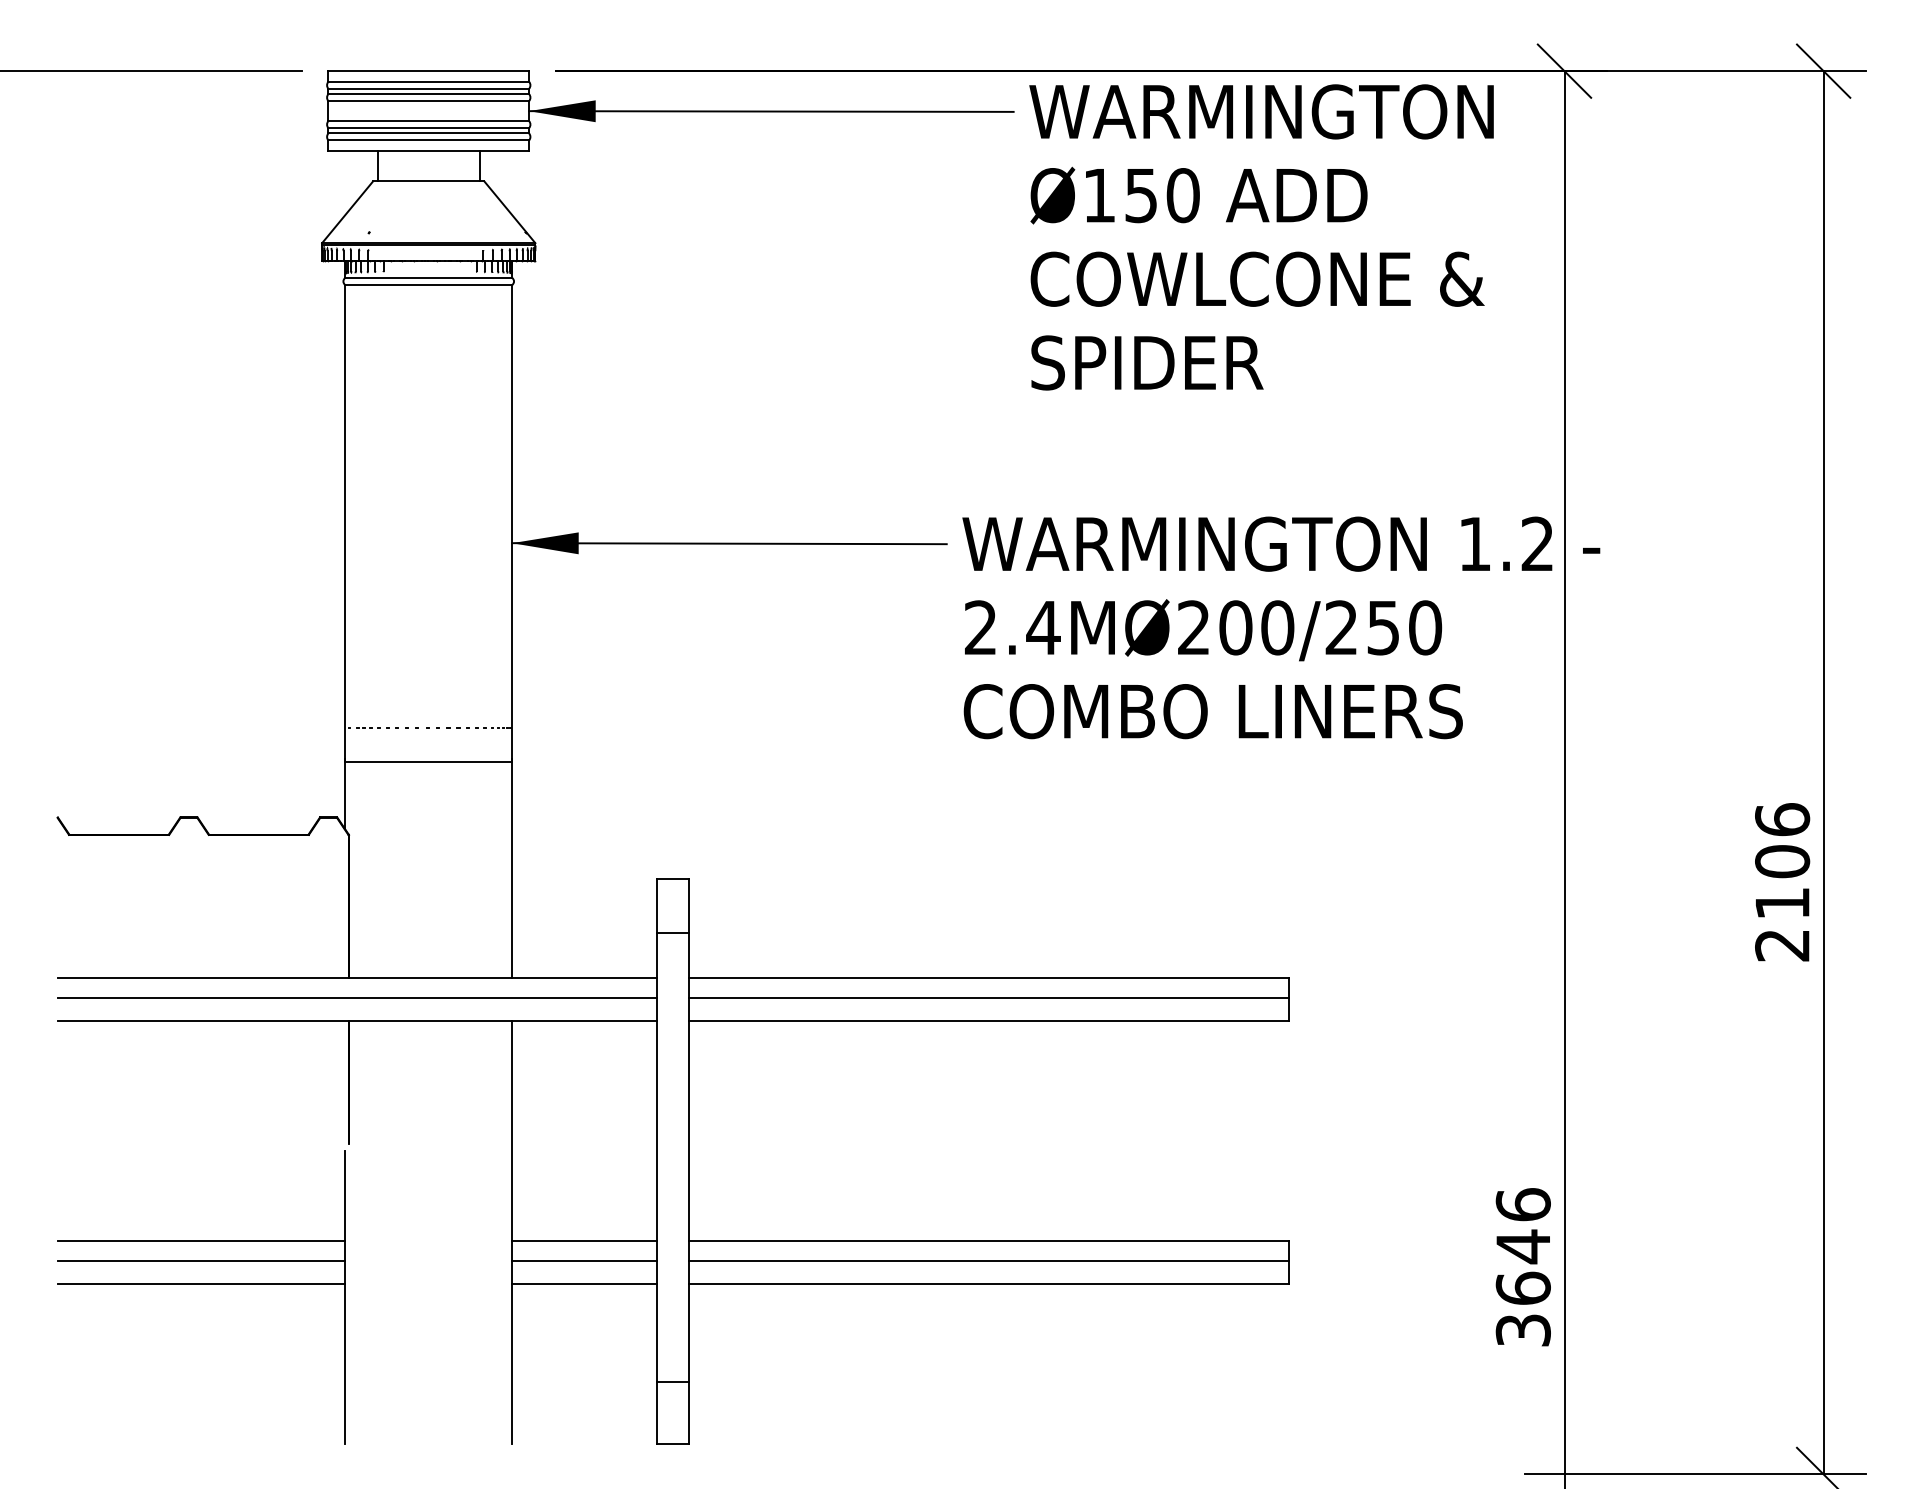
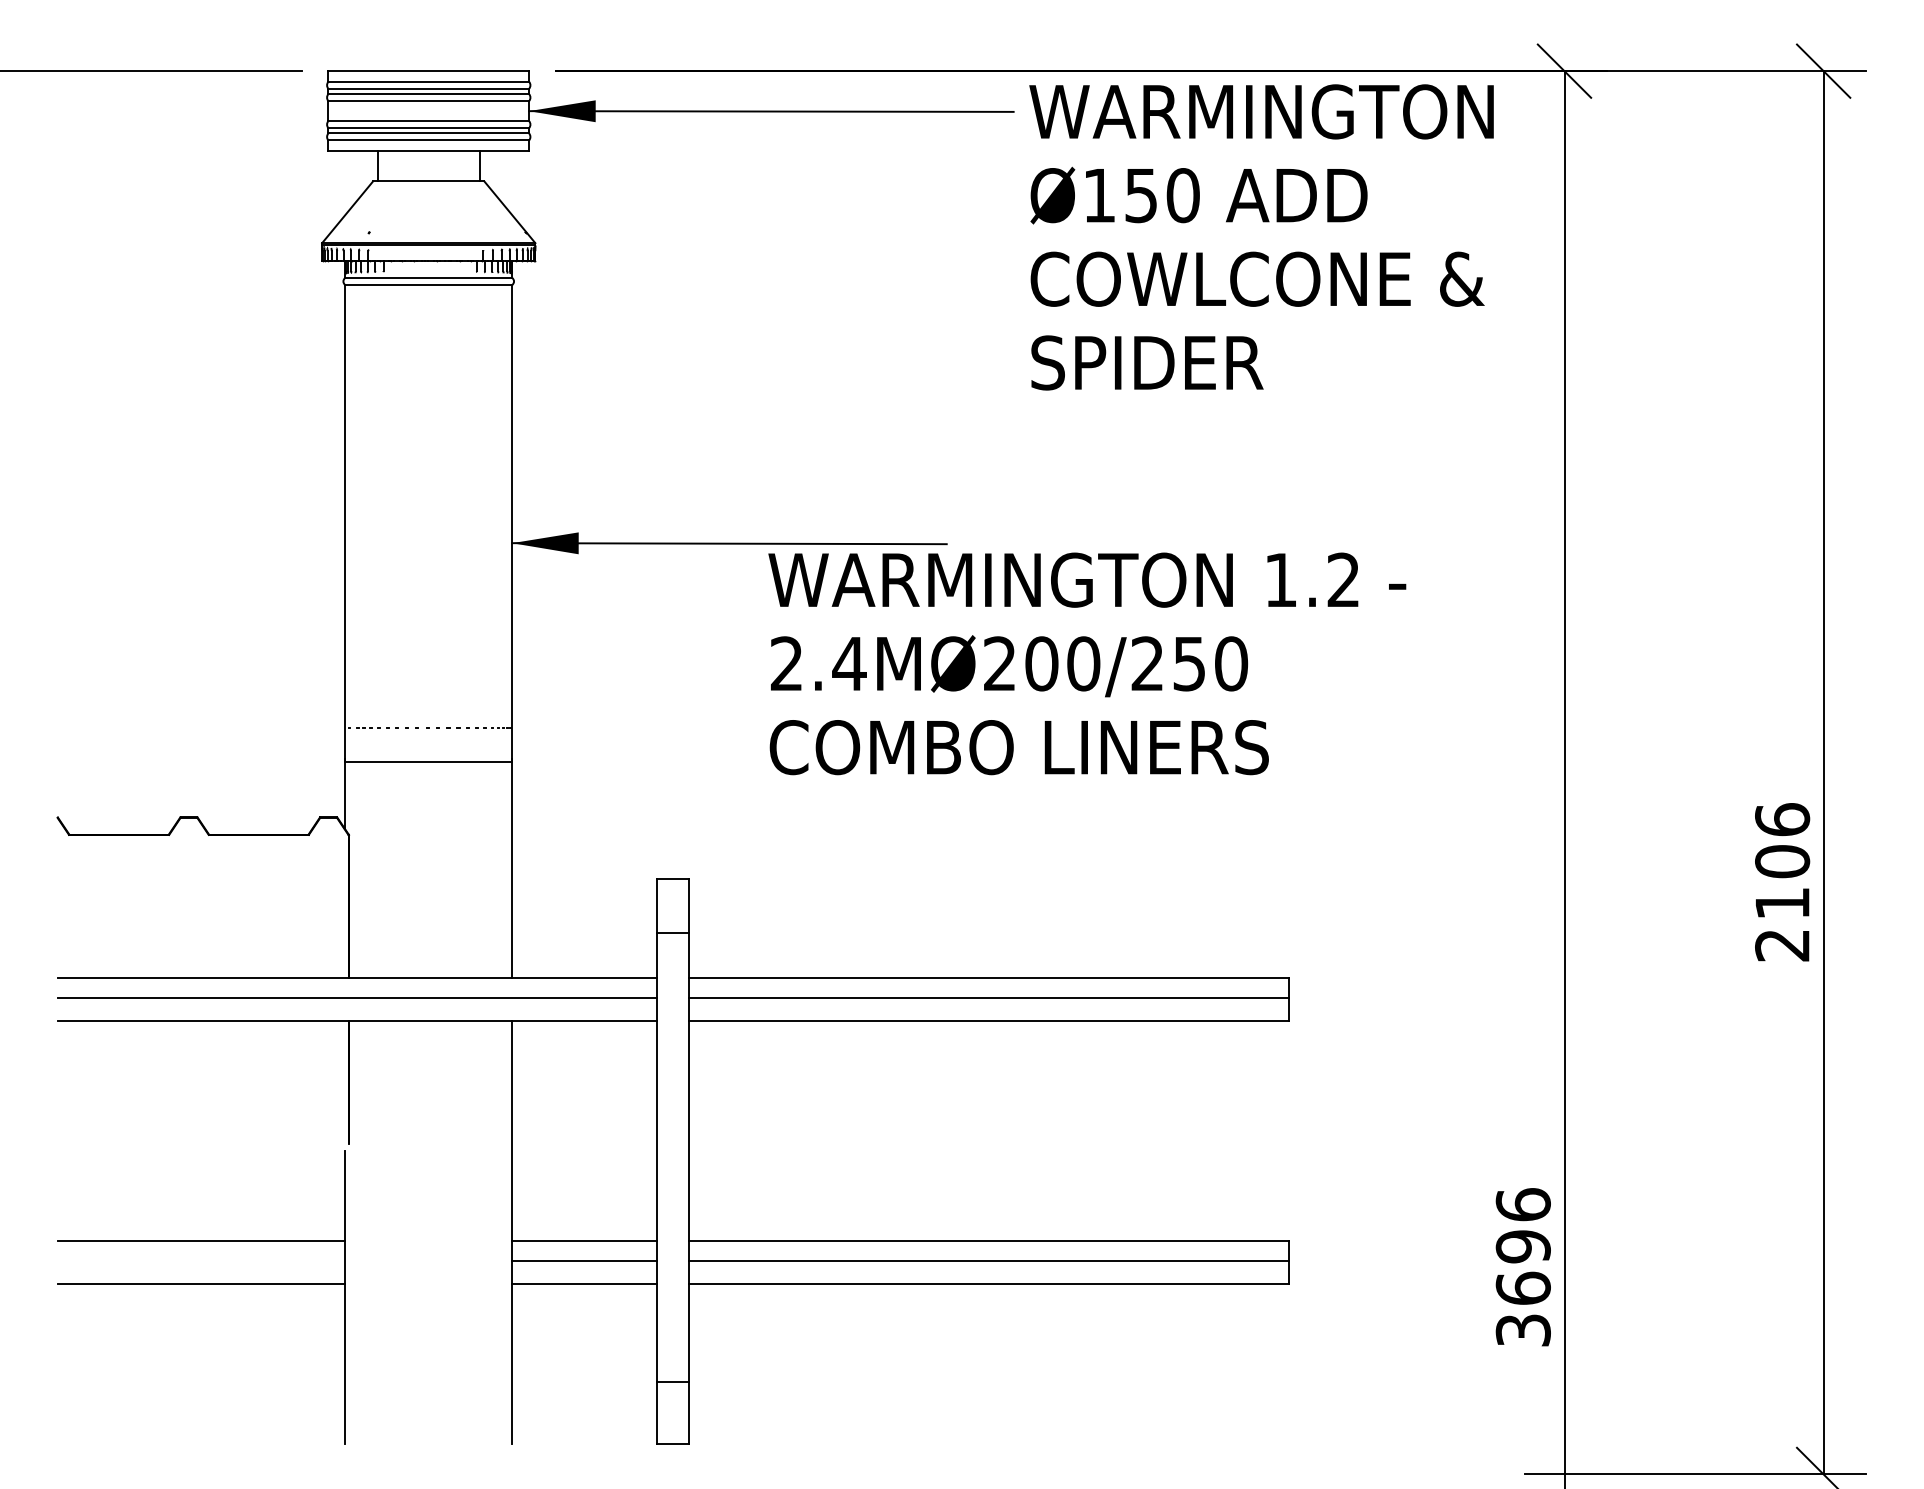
text position: (1281, 627) -> (1087, 663) (1087, 663)
text: 3646 -> 3696 (1522, 1246)
line: present -> none (201, 1260)
